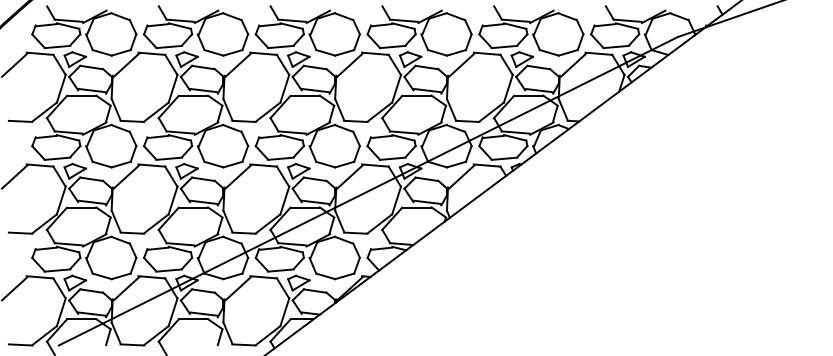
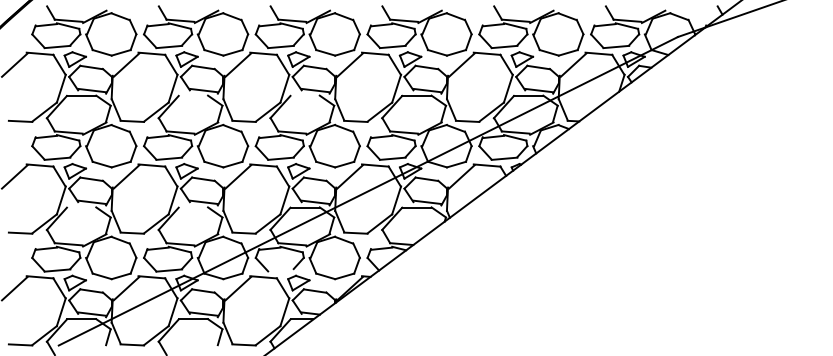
line: present -> none (192, 95)
line: present -> none (304, 95)
line: present -> none (81, 207)
line: present -> none (192, 207)
line: present -> none (280, 270)
